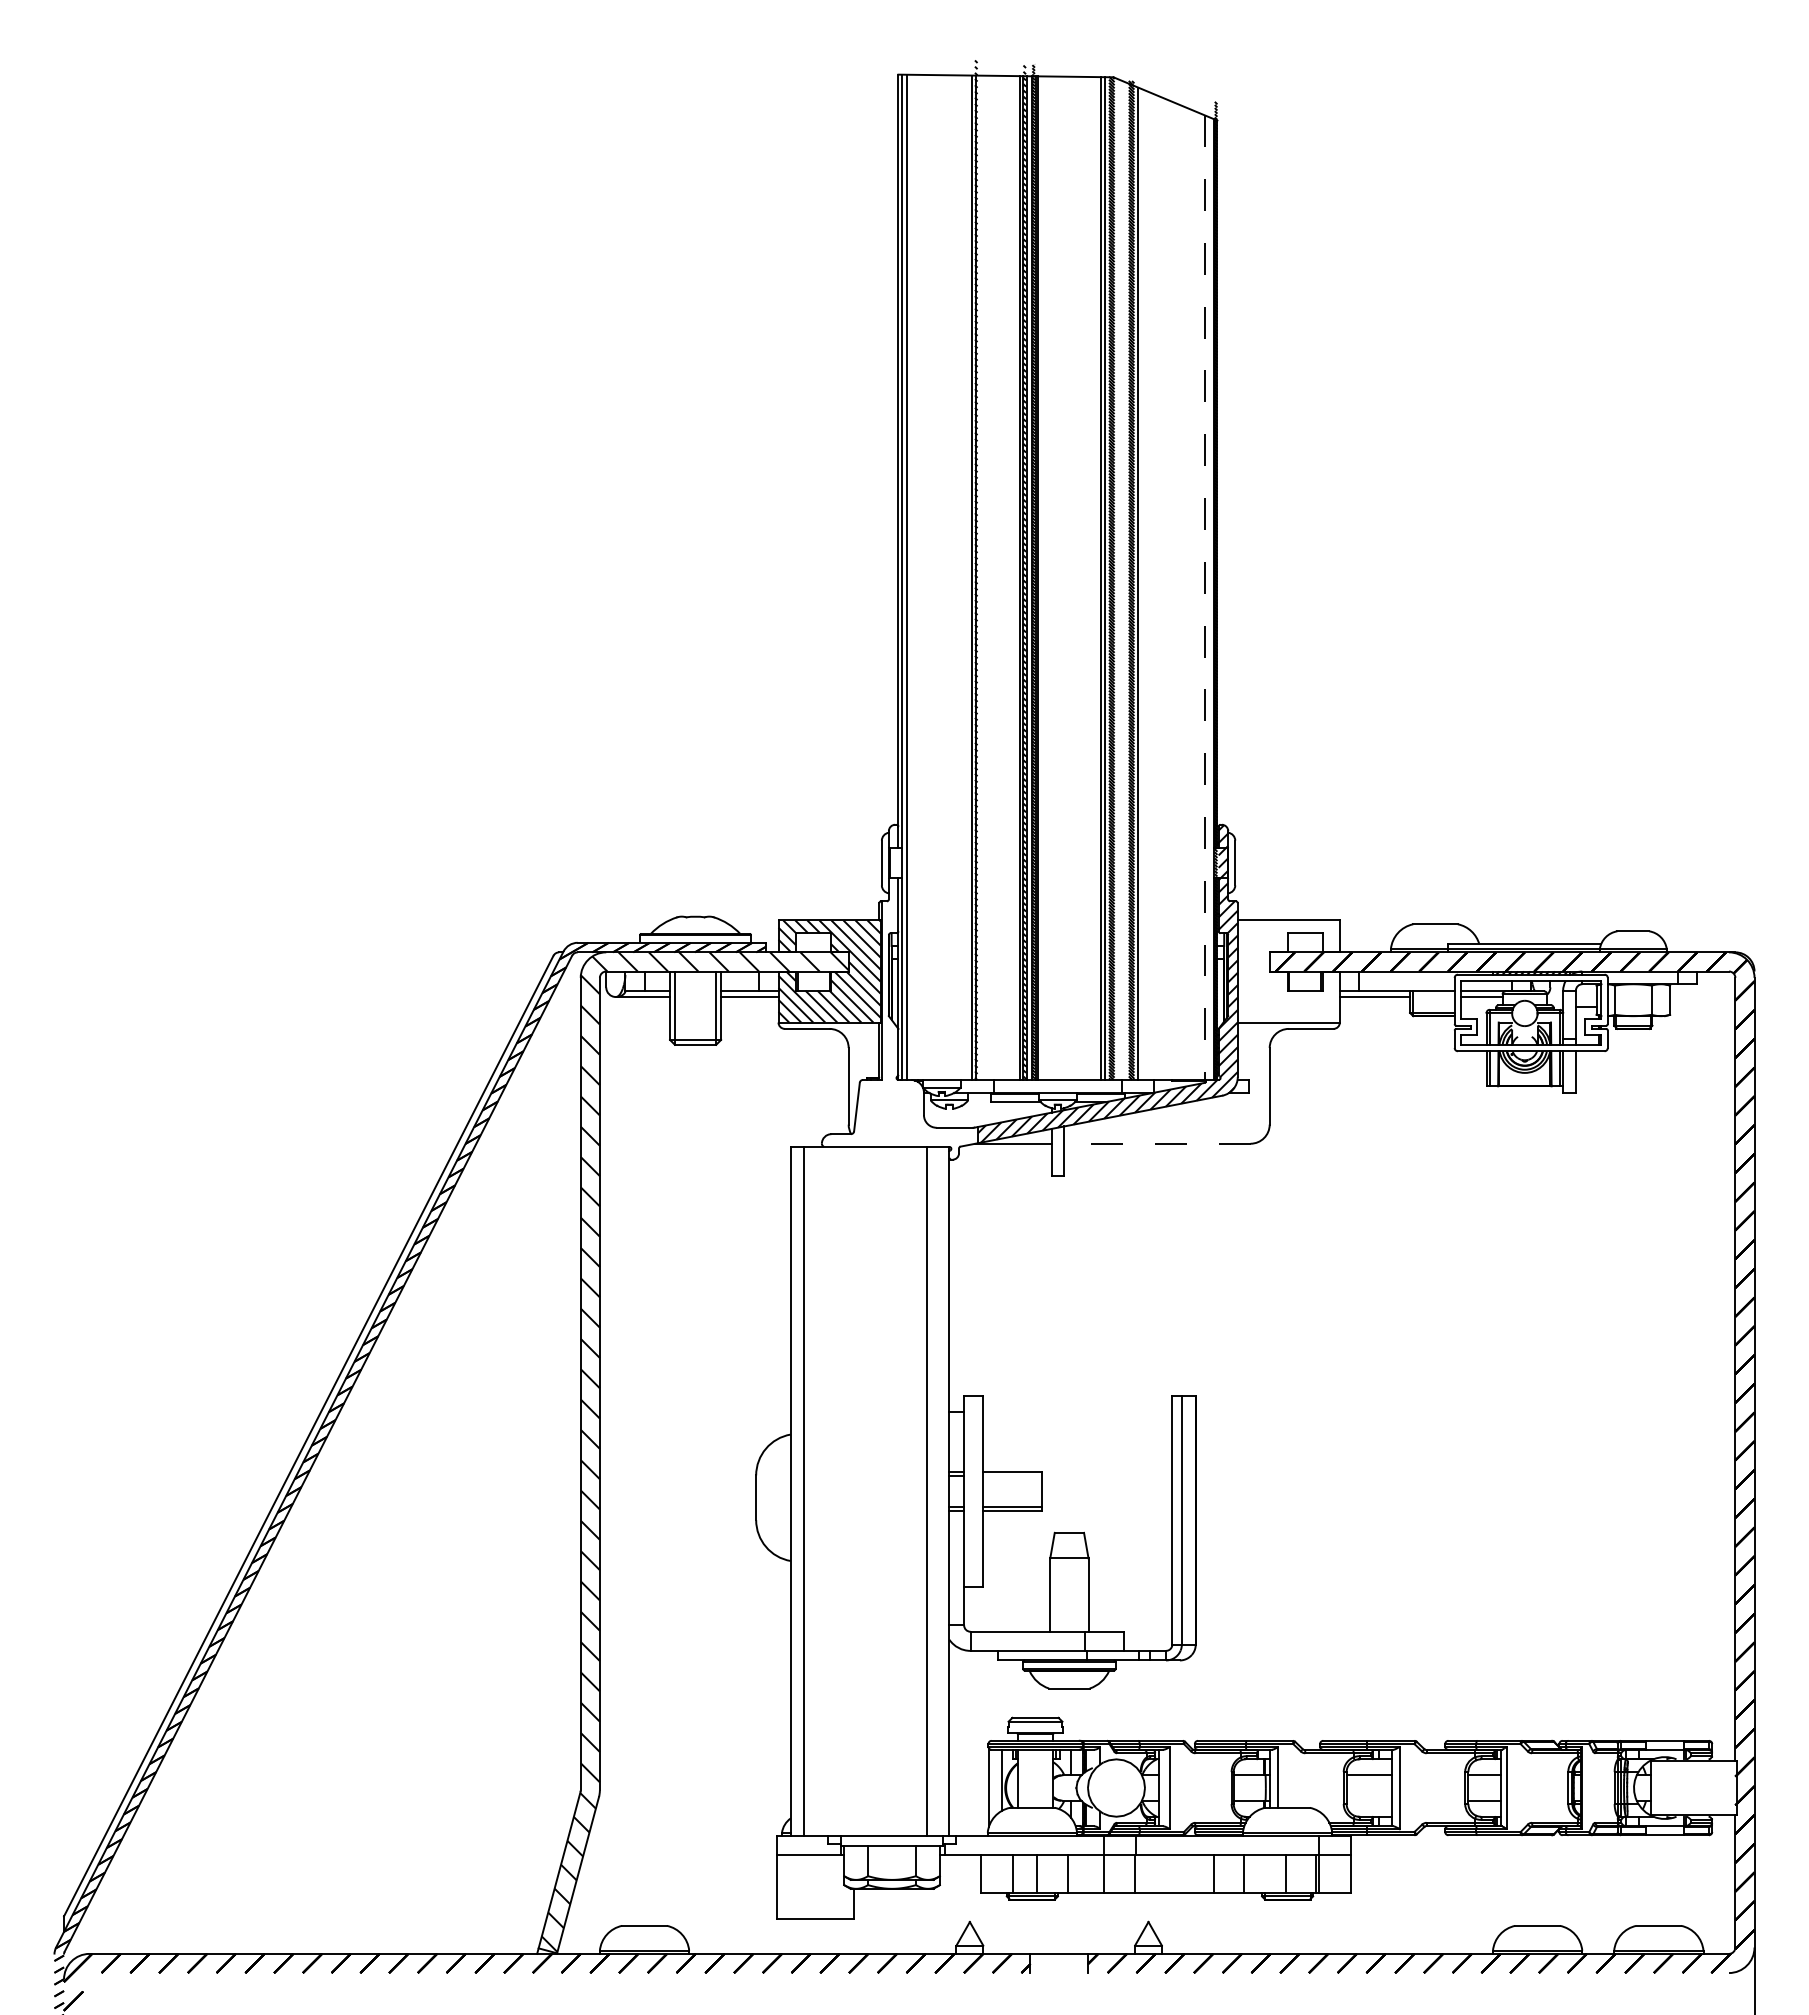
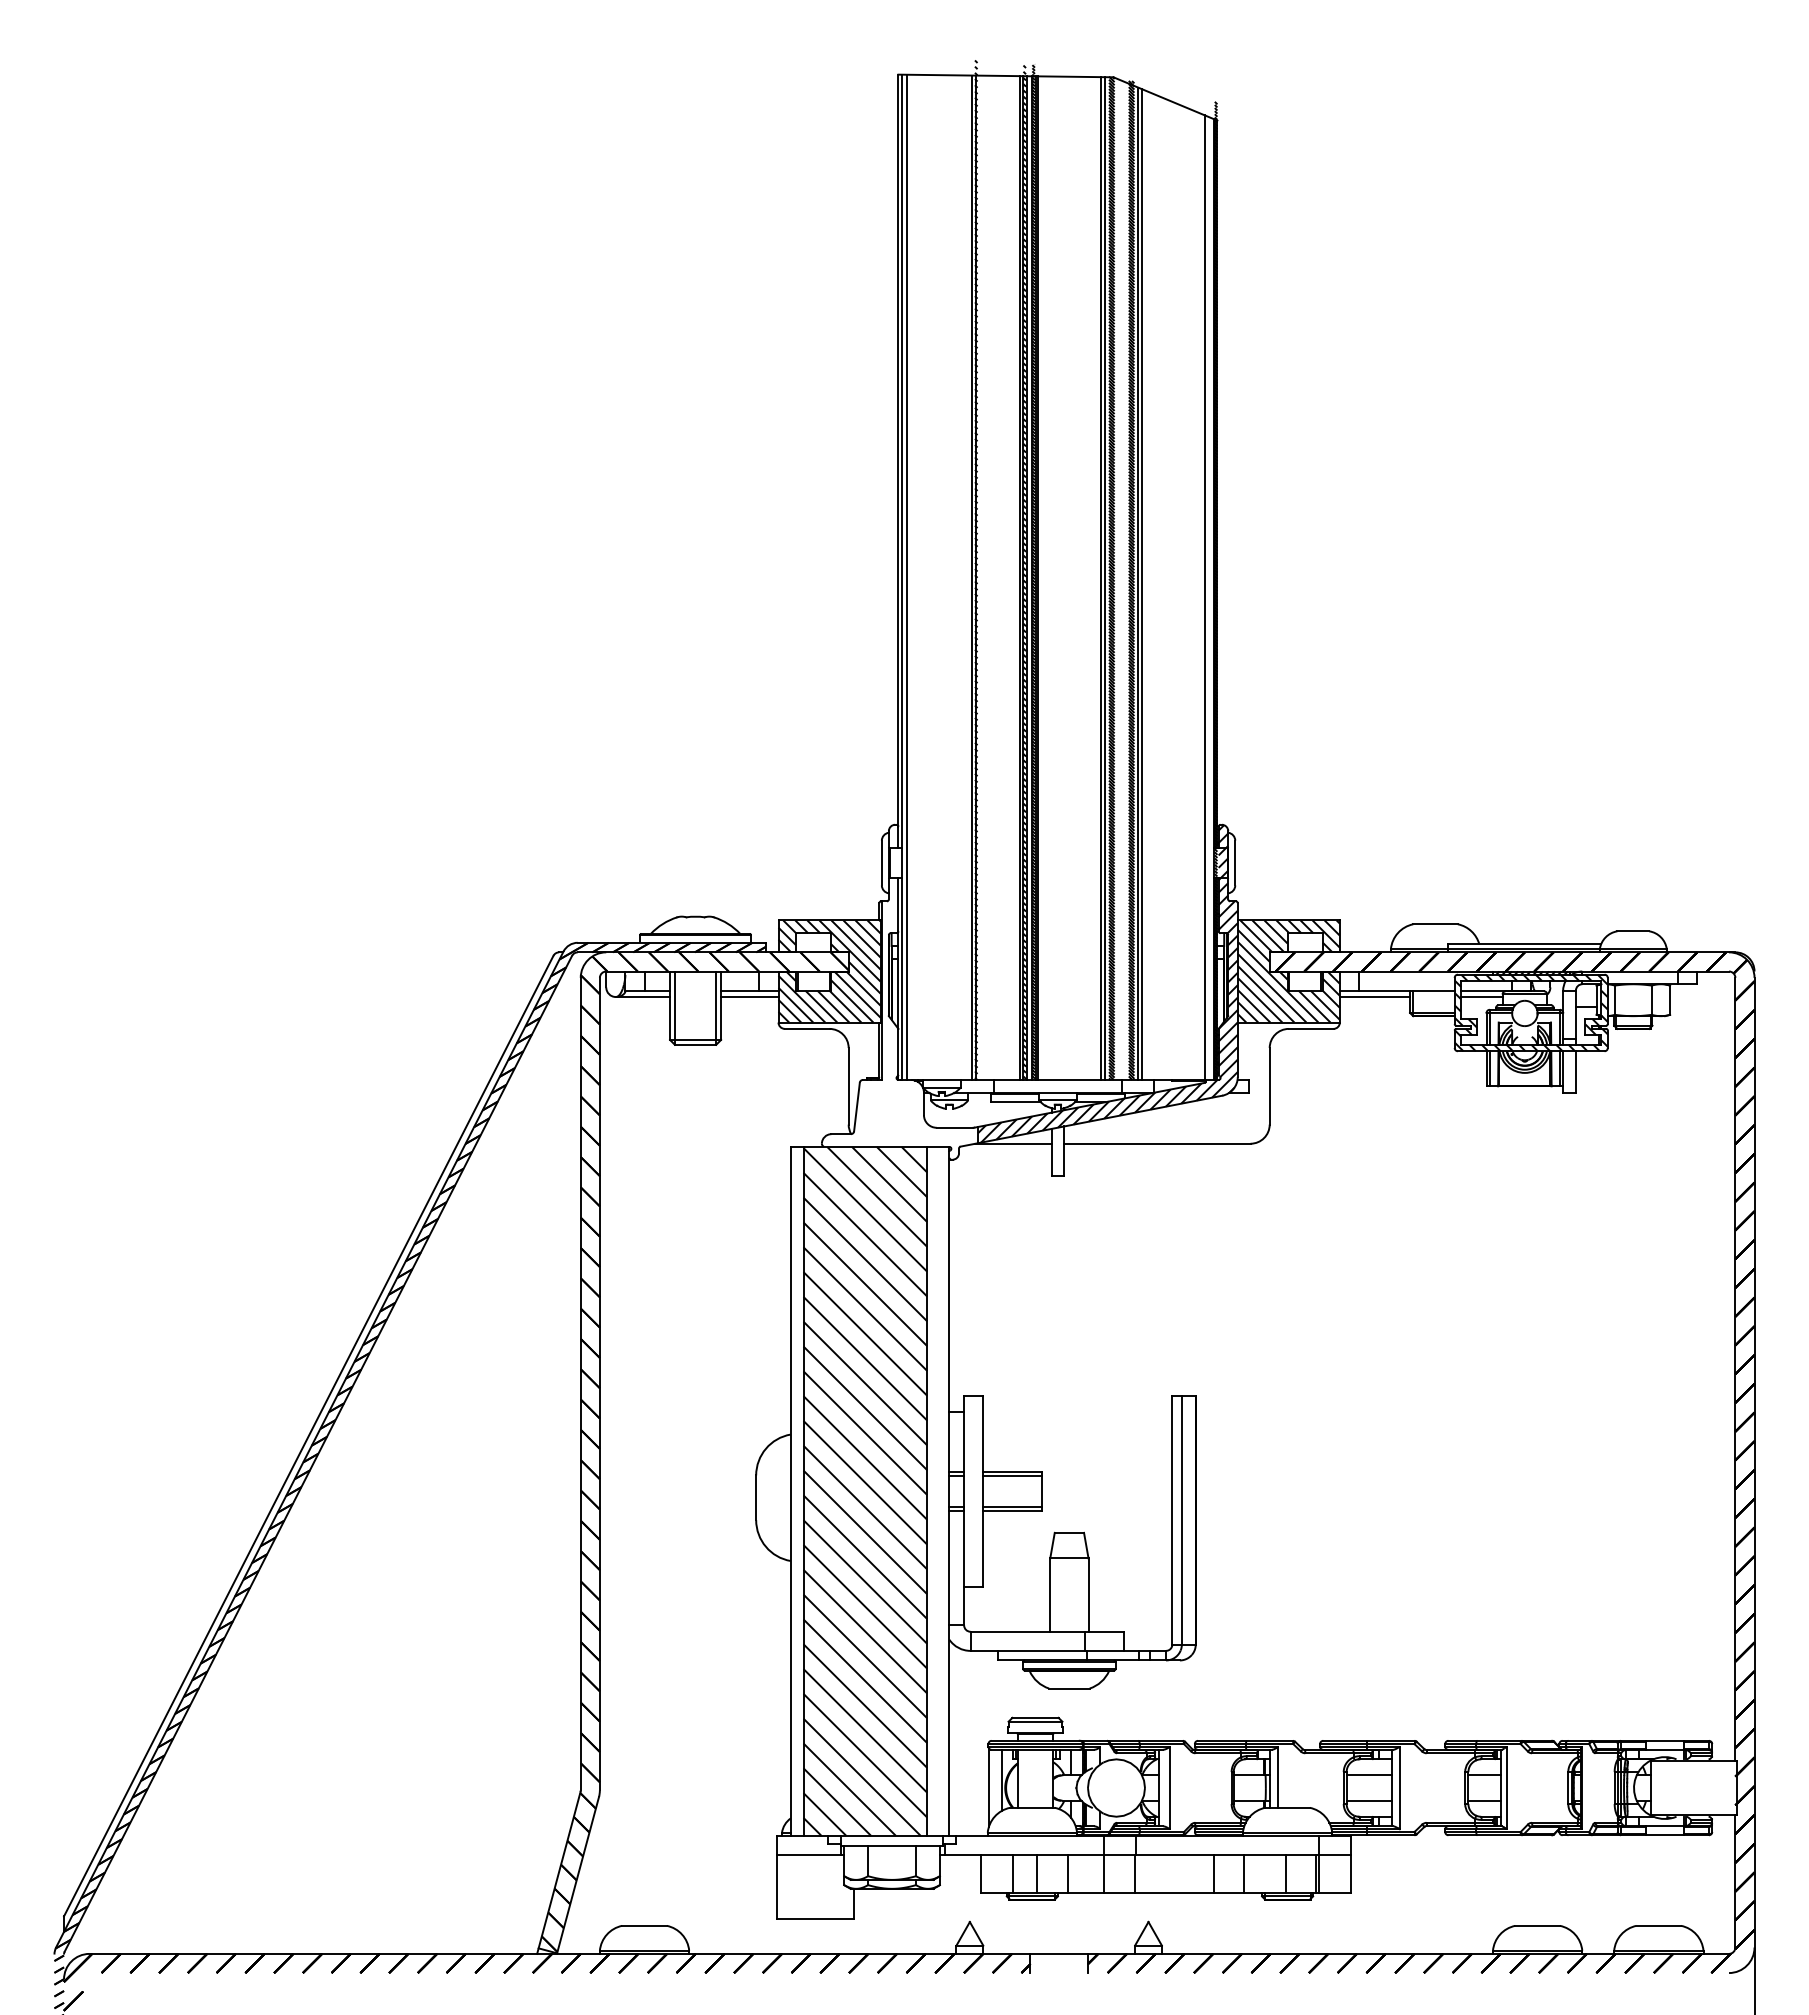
line: none -> present (1142, 584)
line: dashed -> solid (1204, 598)
hatch: none -> present (1288, 971)
hatch: none -> present (1530, 1012)
line: dashed -> solid (1156, 1143)
hatch: none -> present (694, 1452)
line: none -> present (1012, 1475)
hatch: none -> present (865, 1490)
line: none -> present (1368, 1800)
